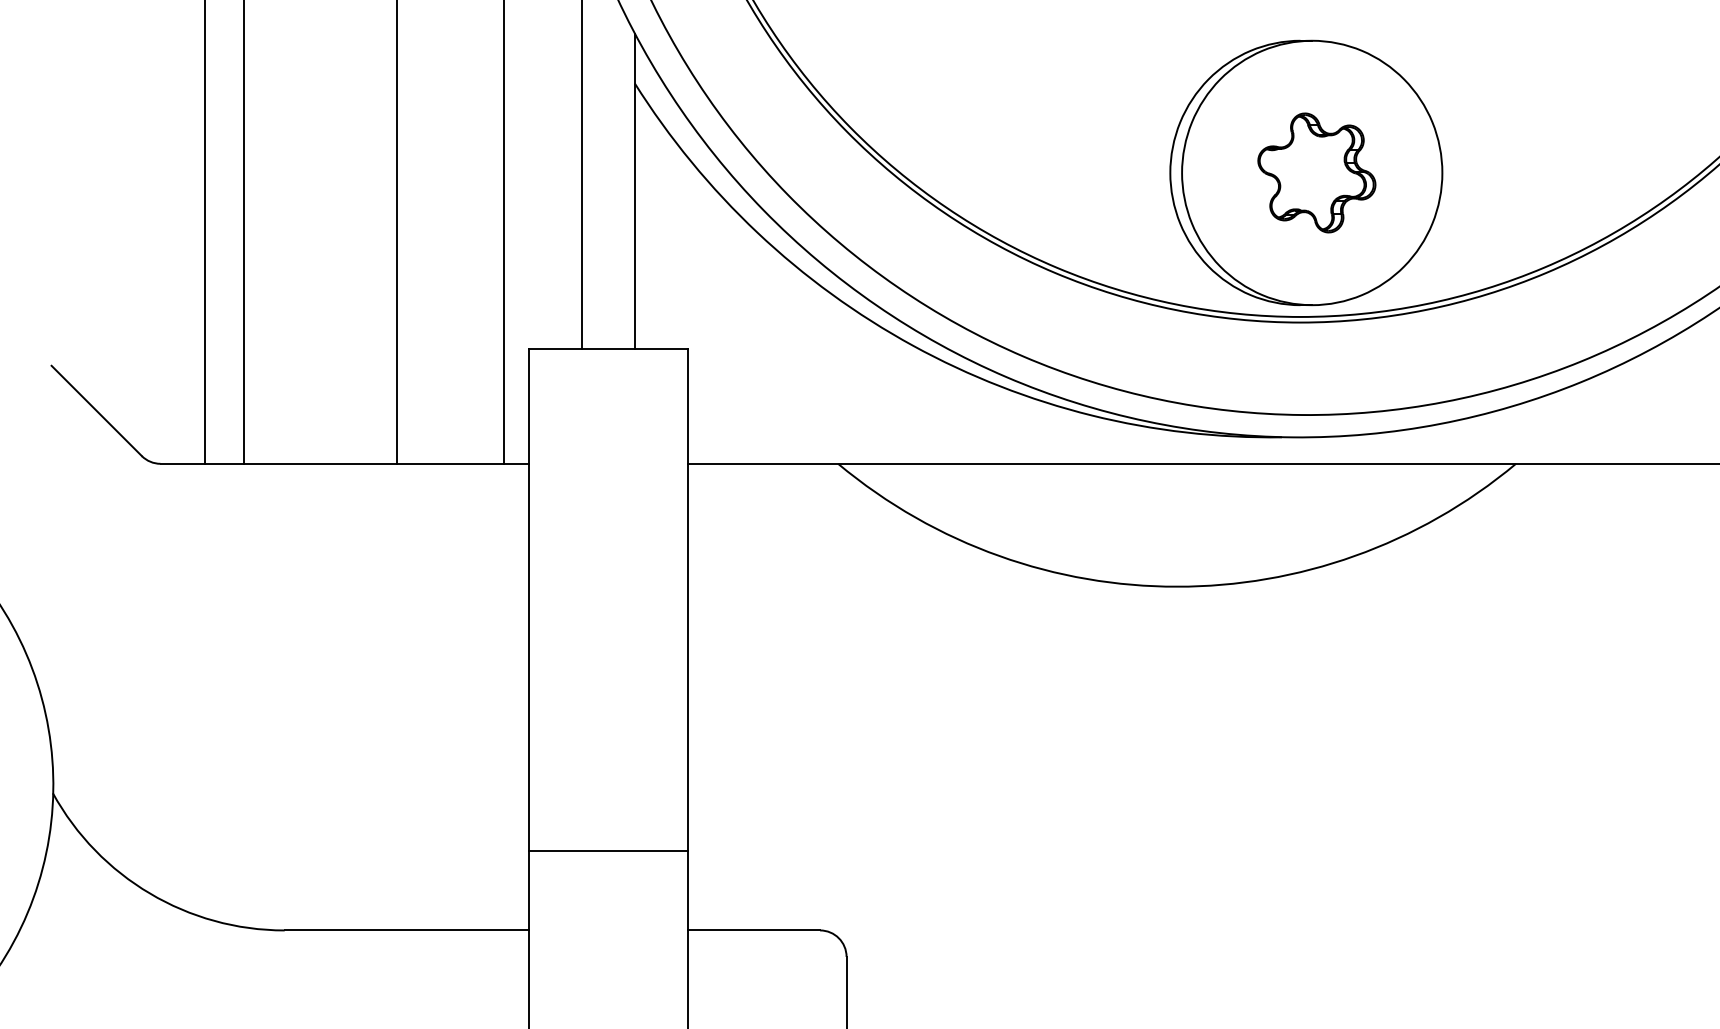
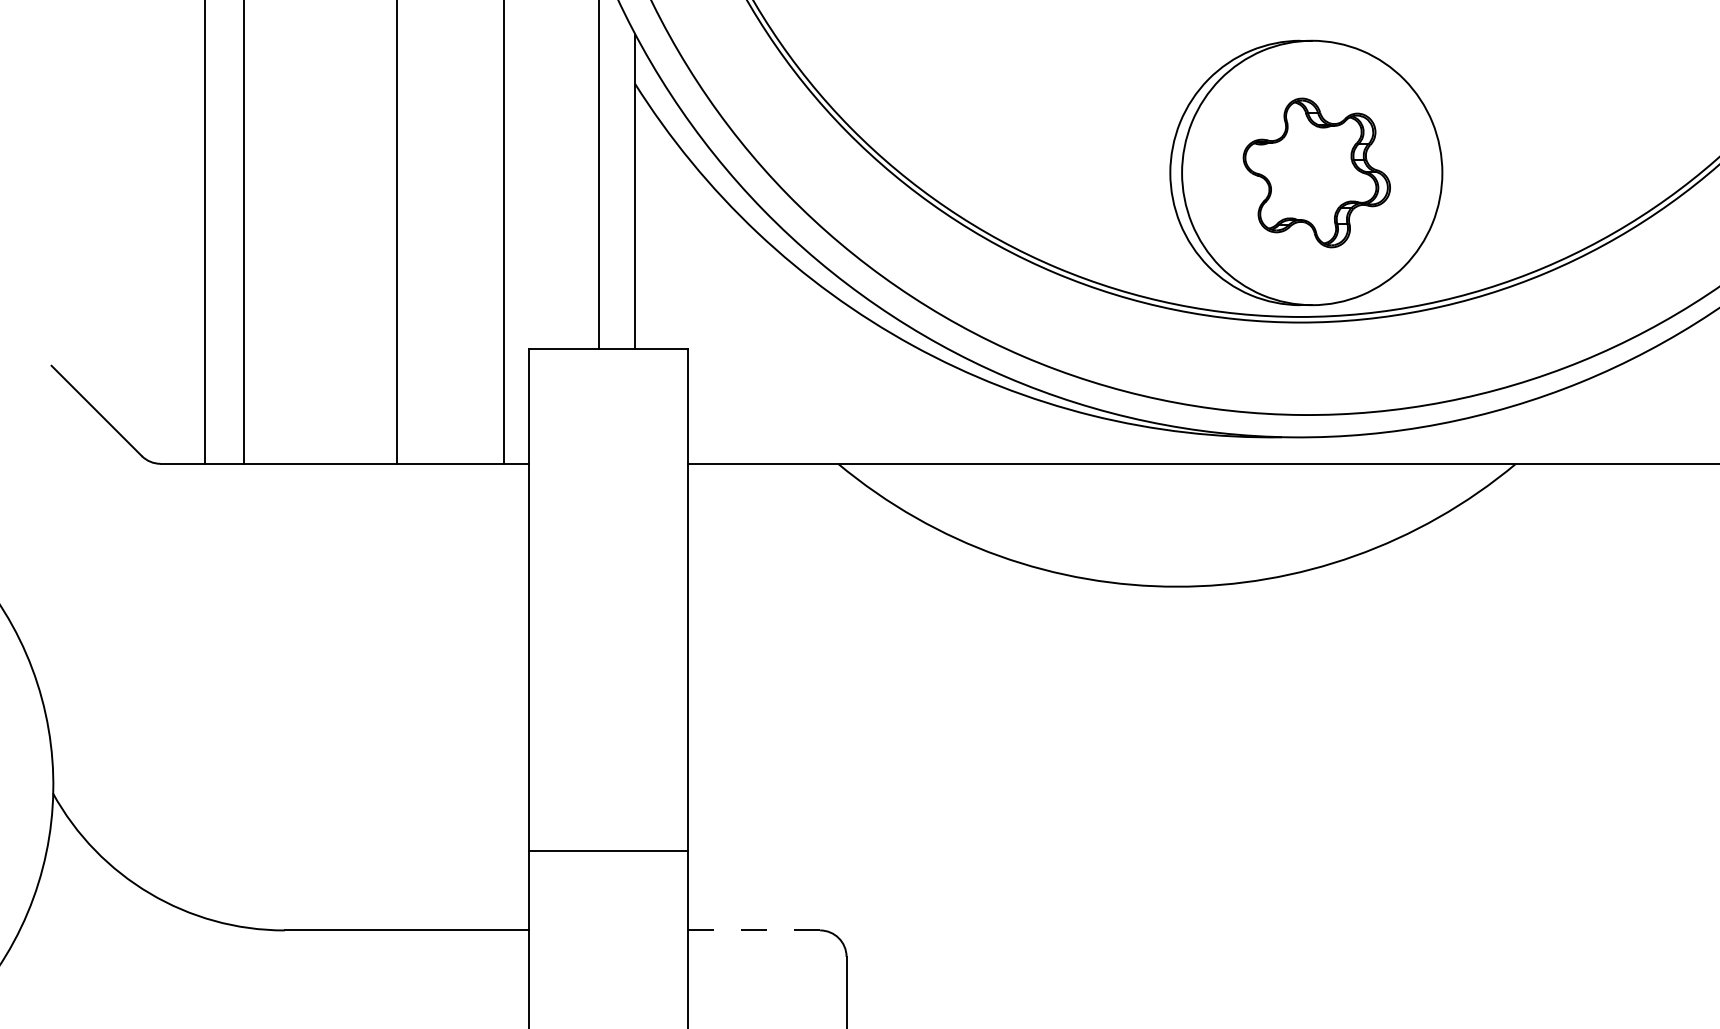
part size: 120x122 px -> 149x152 px (1316, 172)
line position: (582, 175) -> (599, 175) (599, 175)
line: solid -> dashed (753, 930)
